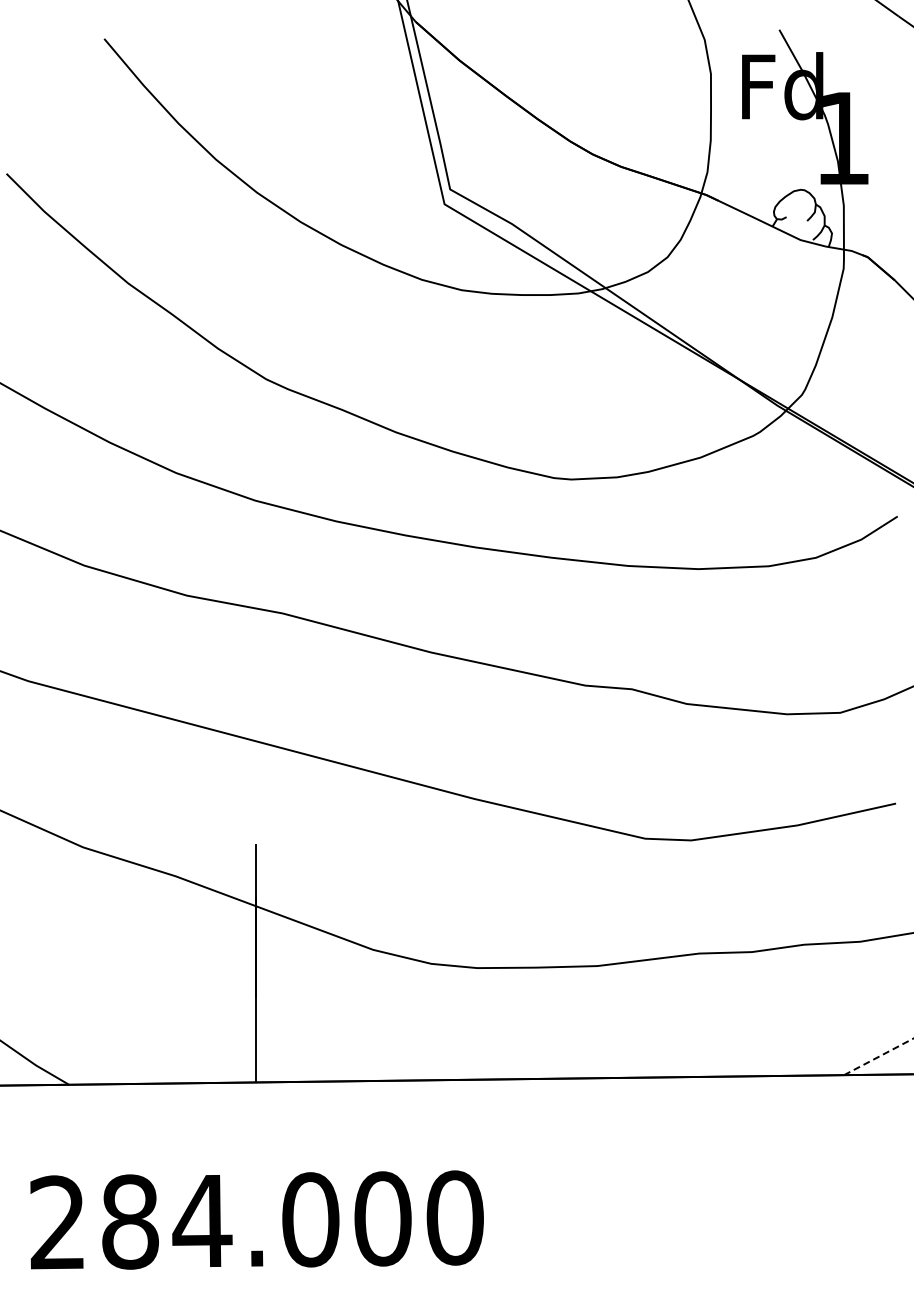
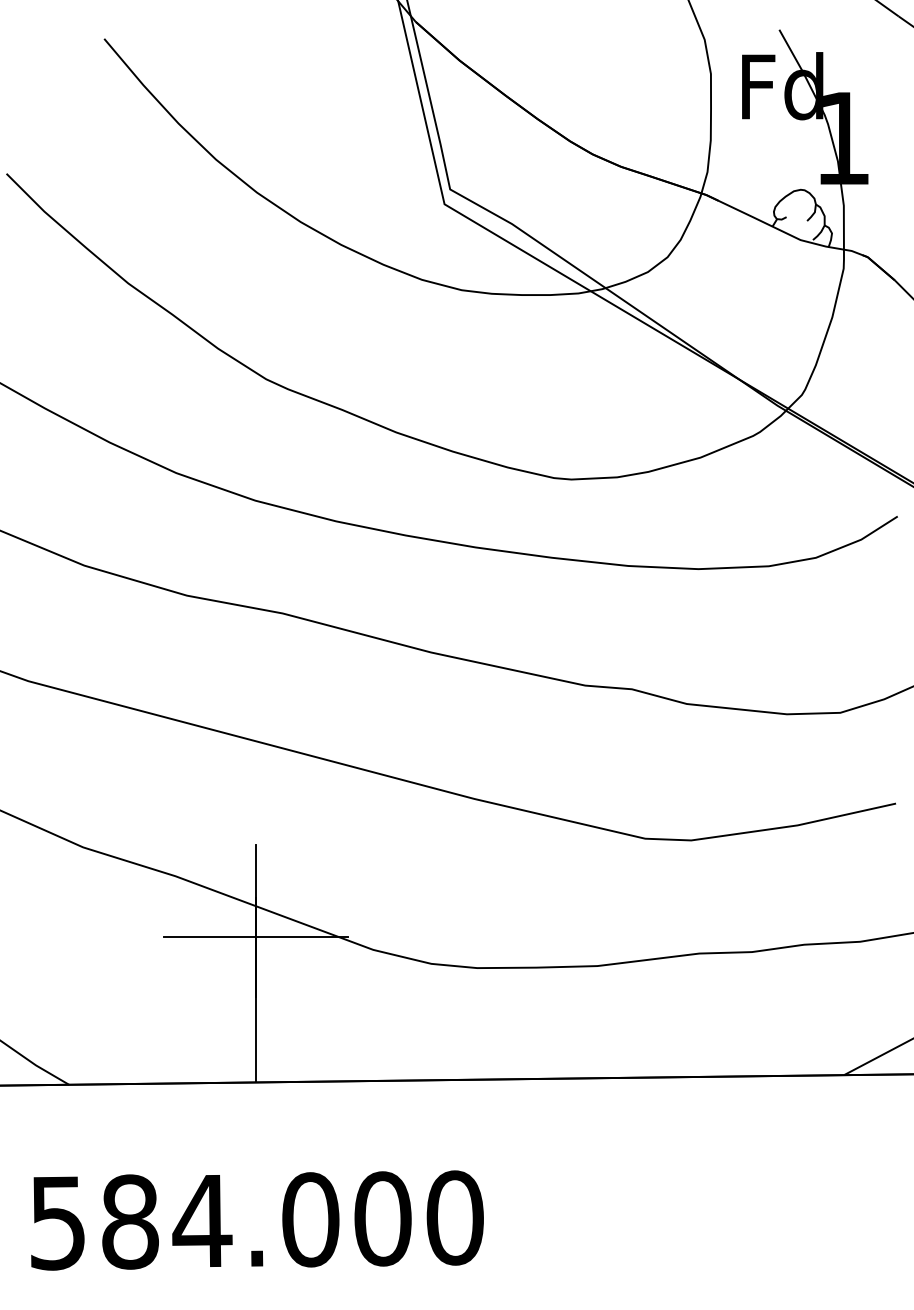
line: none -> present (256, 937)
line: dashed -> solid (879, 1056)
text: 284.000 -> 584.000 (57, 1222)
